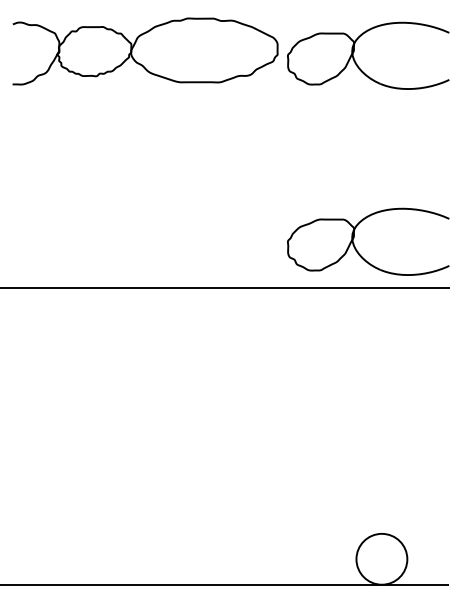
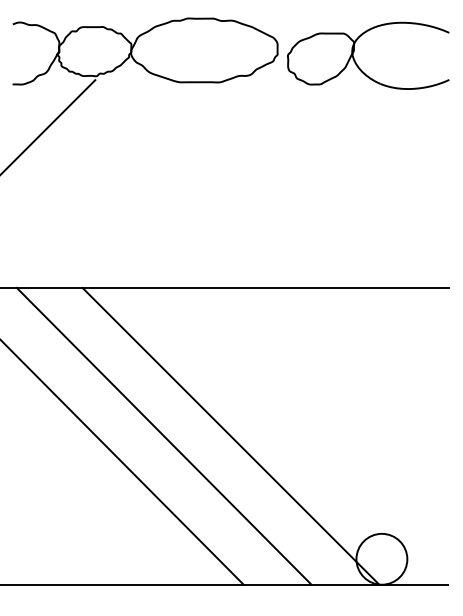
line: none -> present (48, 126)
part: present -> none (356, 248)
line: none -> present (163, 435)
line: none -> present (230, 435)
line: none -> present (122, 462)
